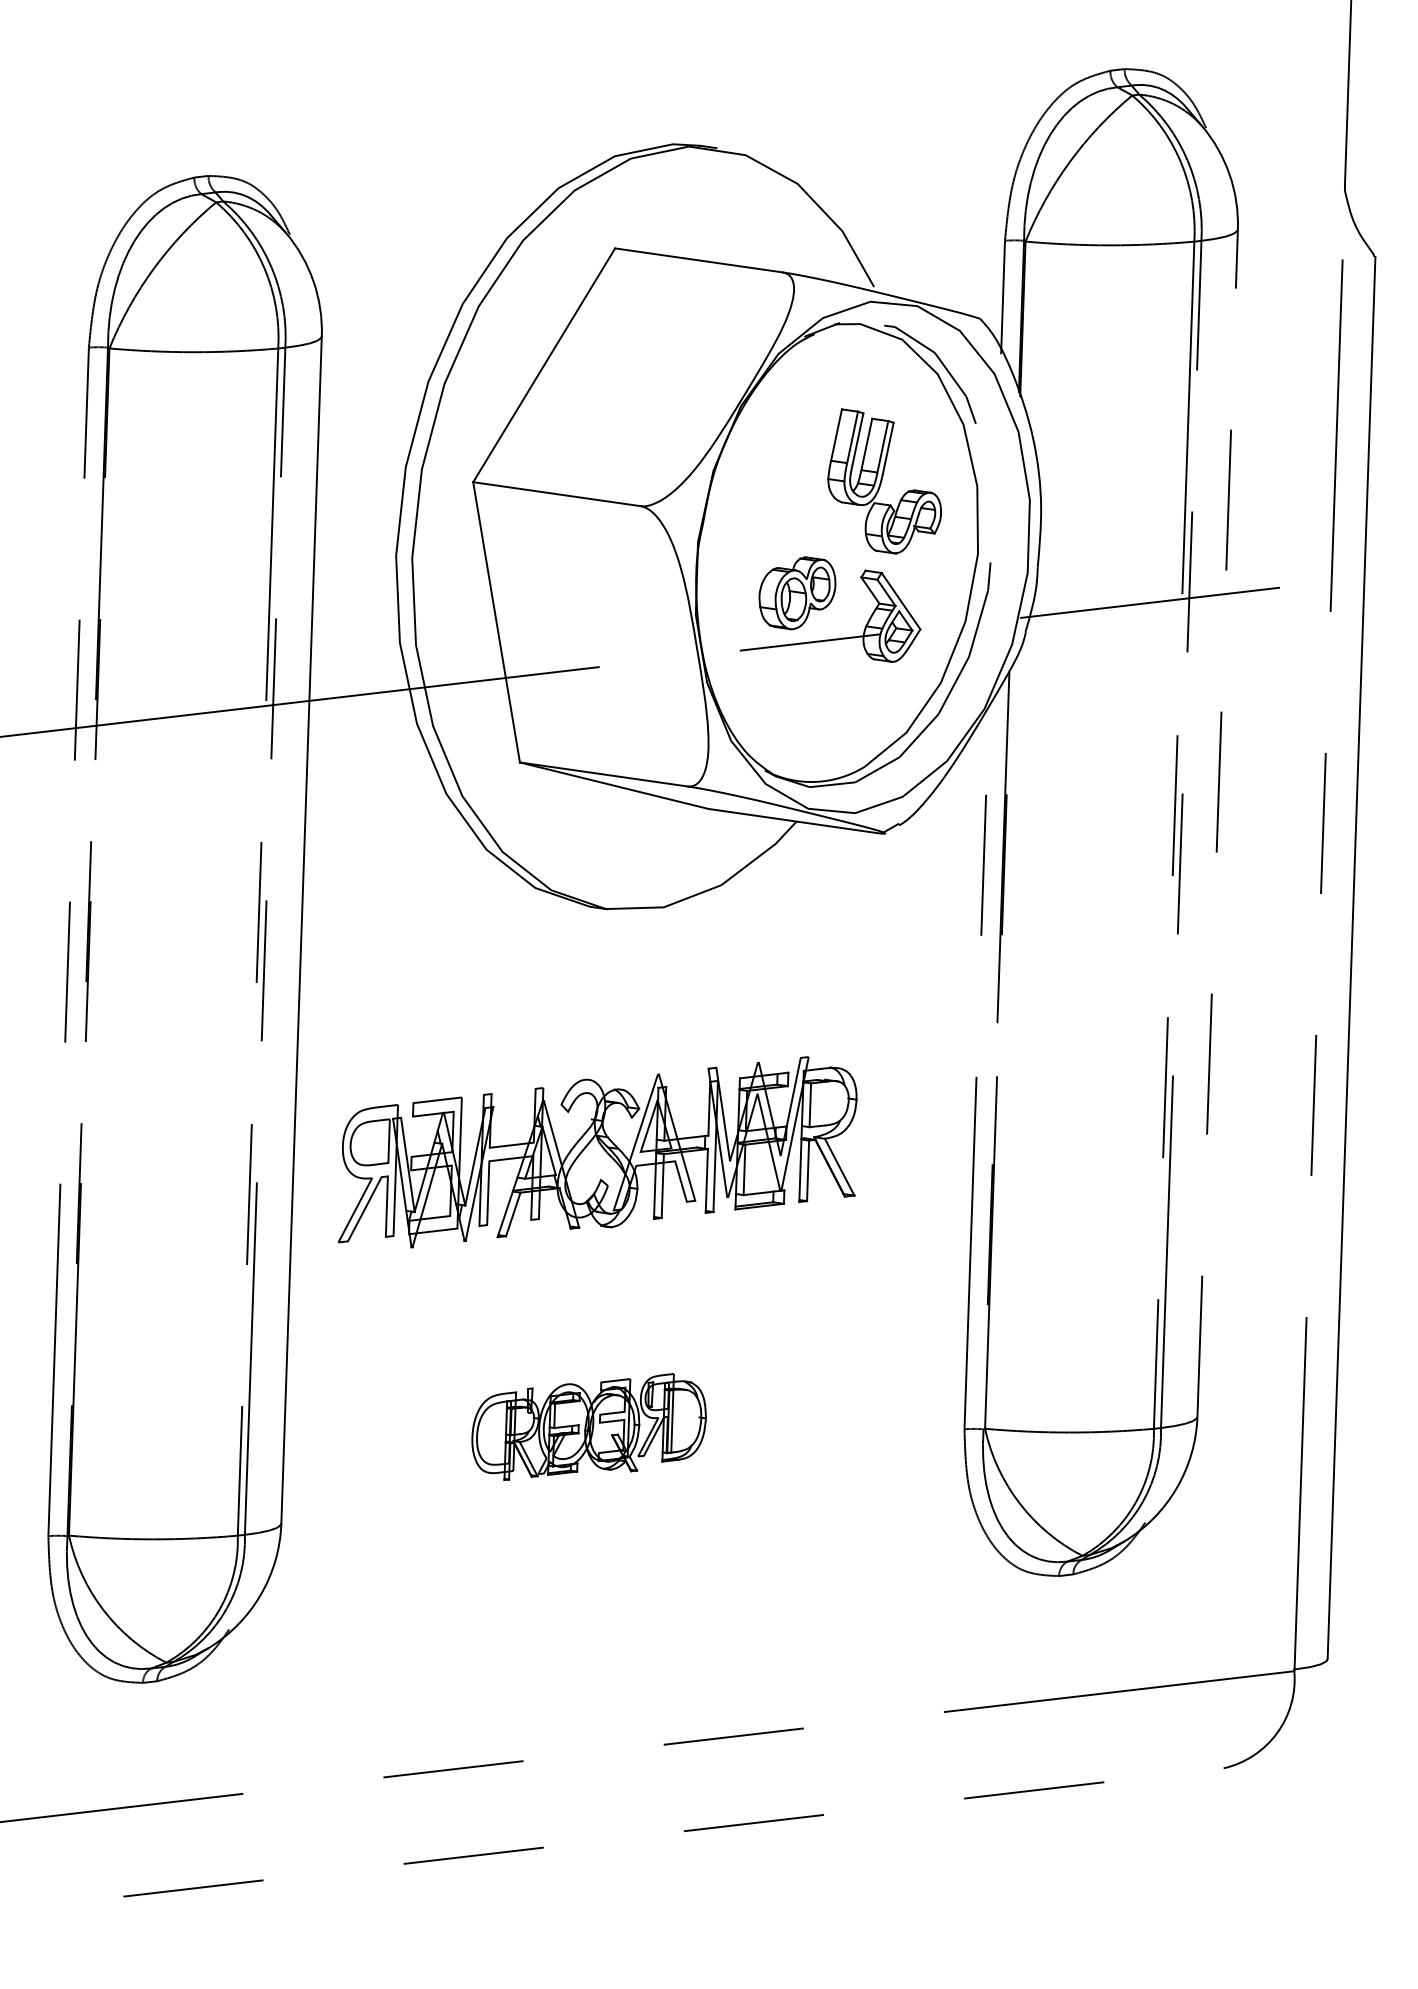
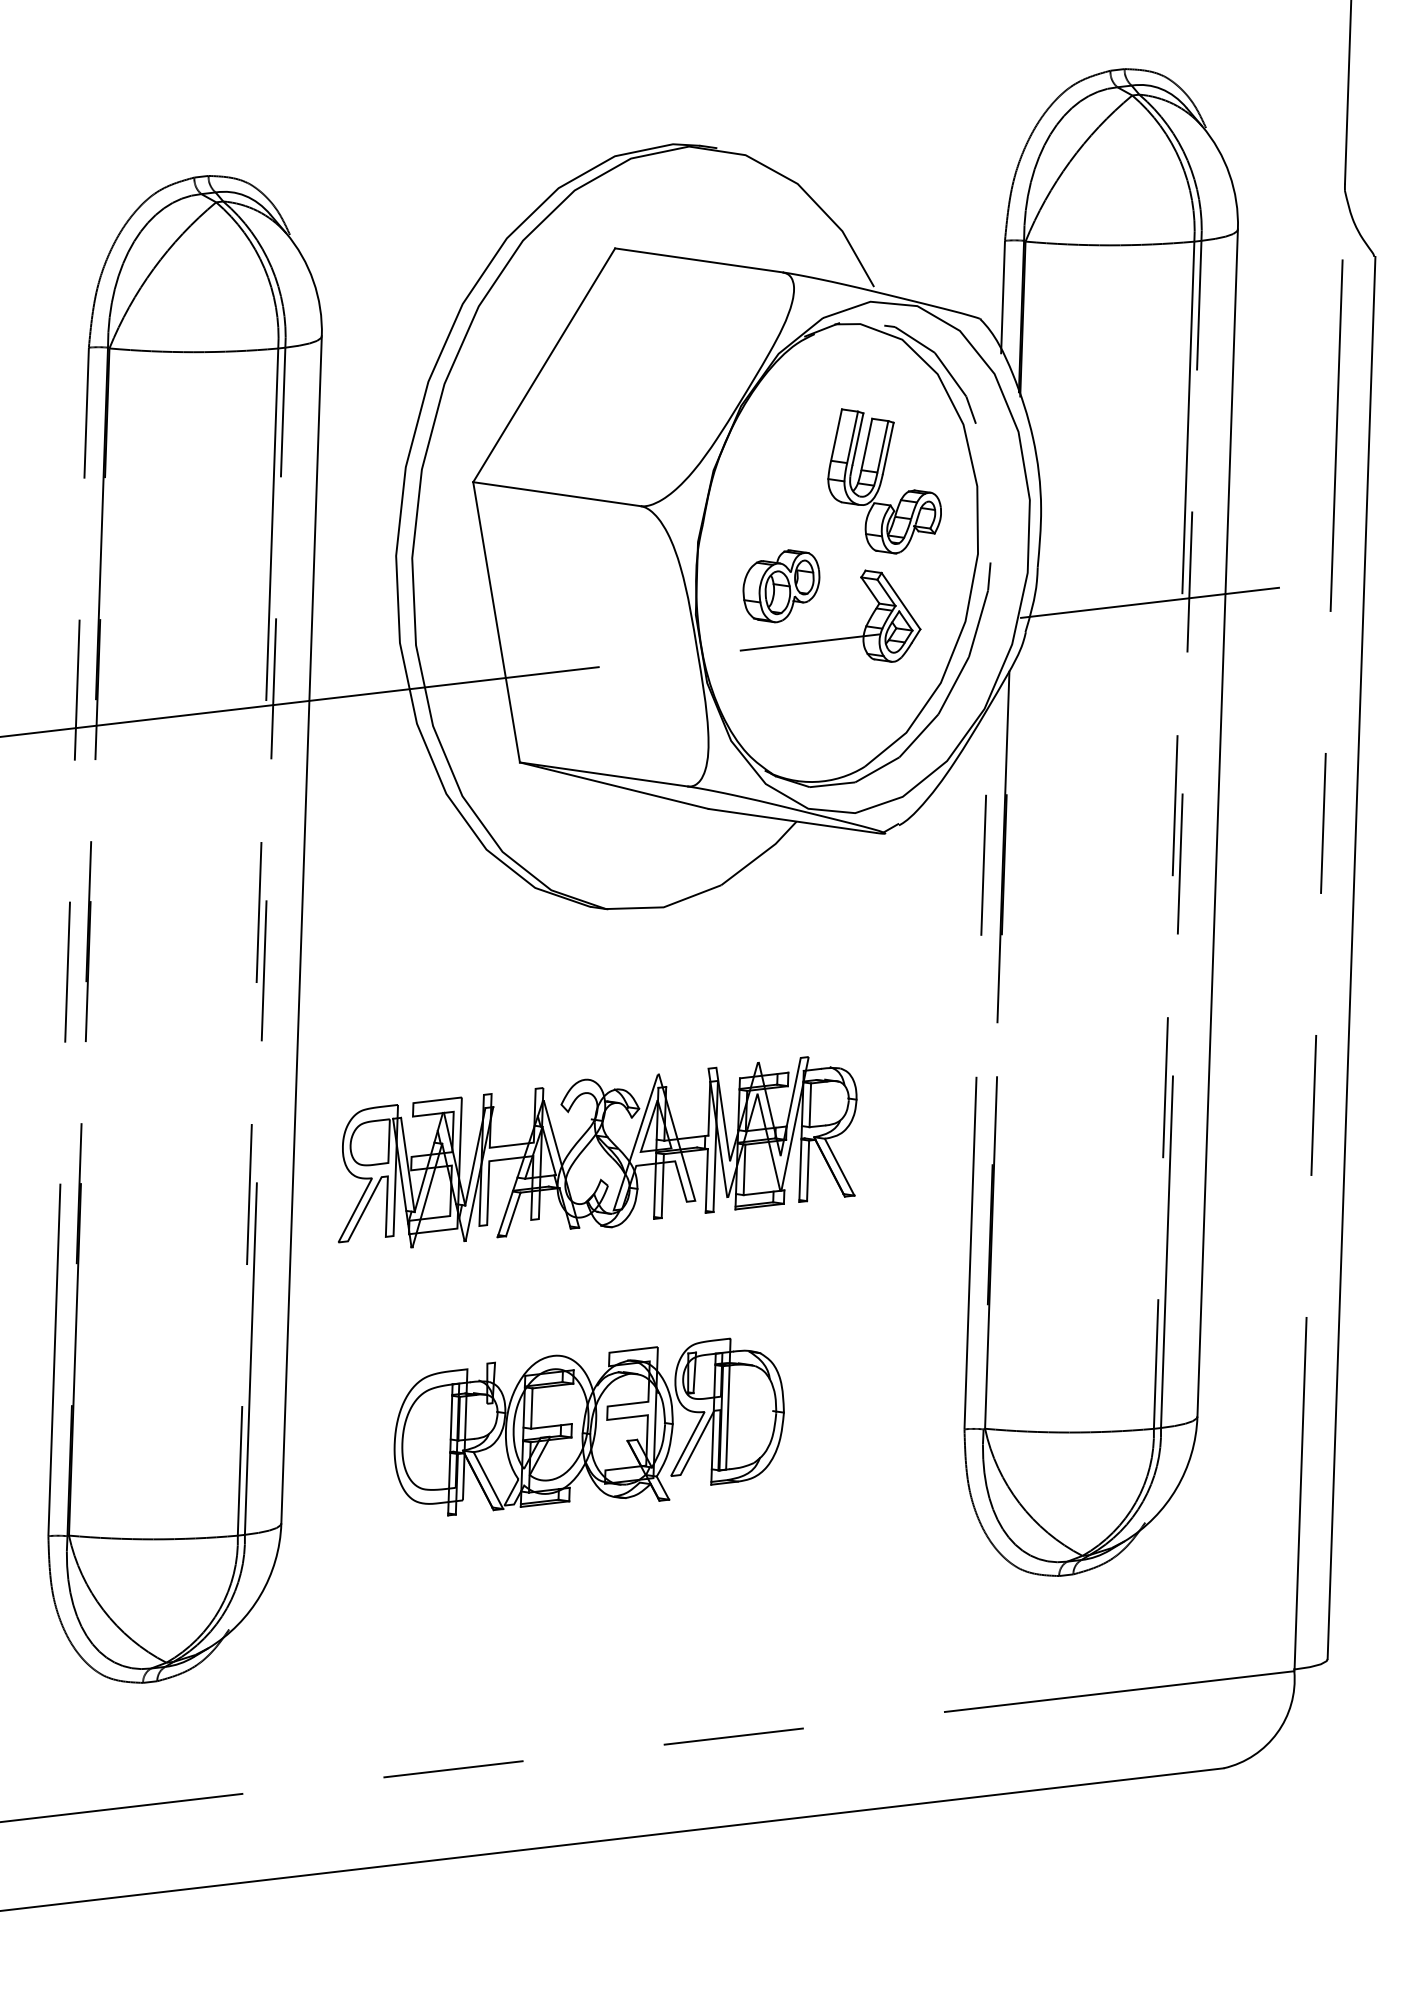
part position: (797, 593) -> (781, 586) (781, 586)
line: dashed -> solid (1217, 823)
part size: 236x108 px -> 392x180 px (588, 1426)
line: dashed -> solid (611, 1839)
